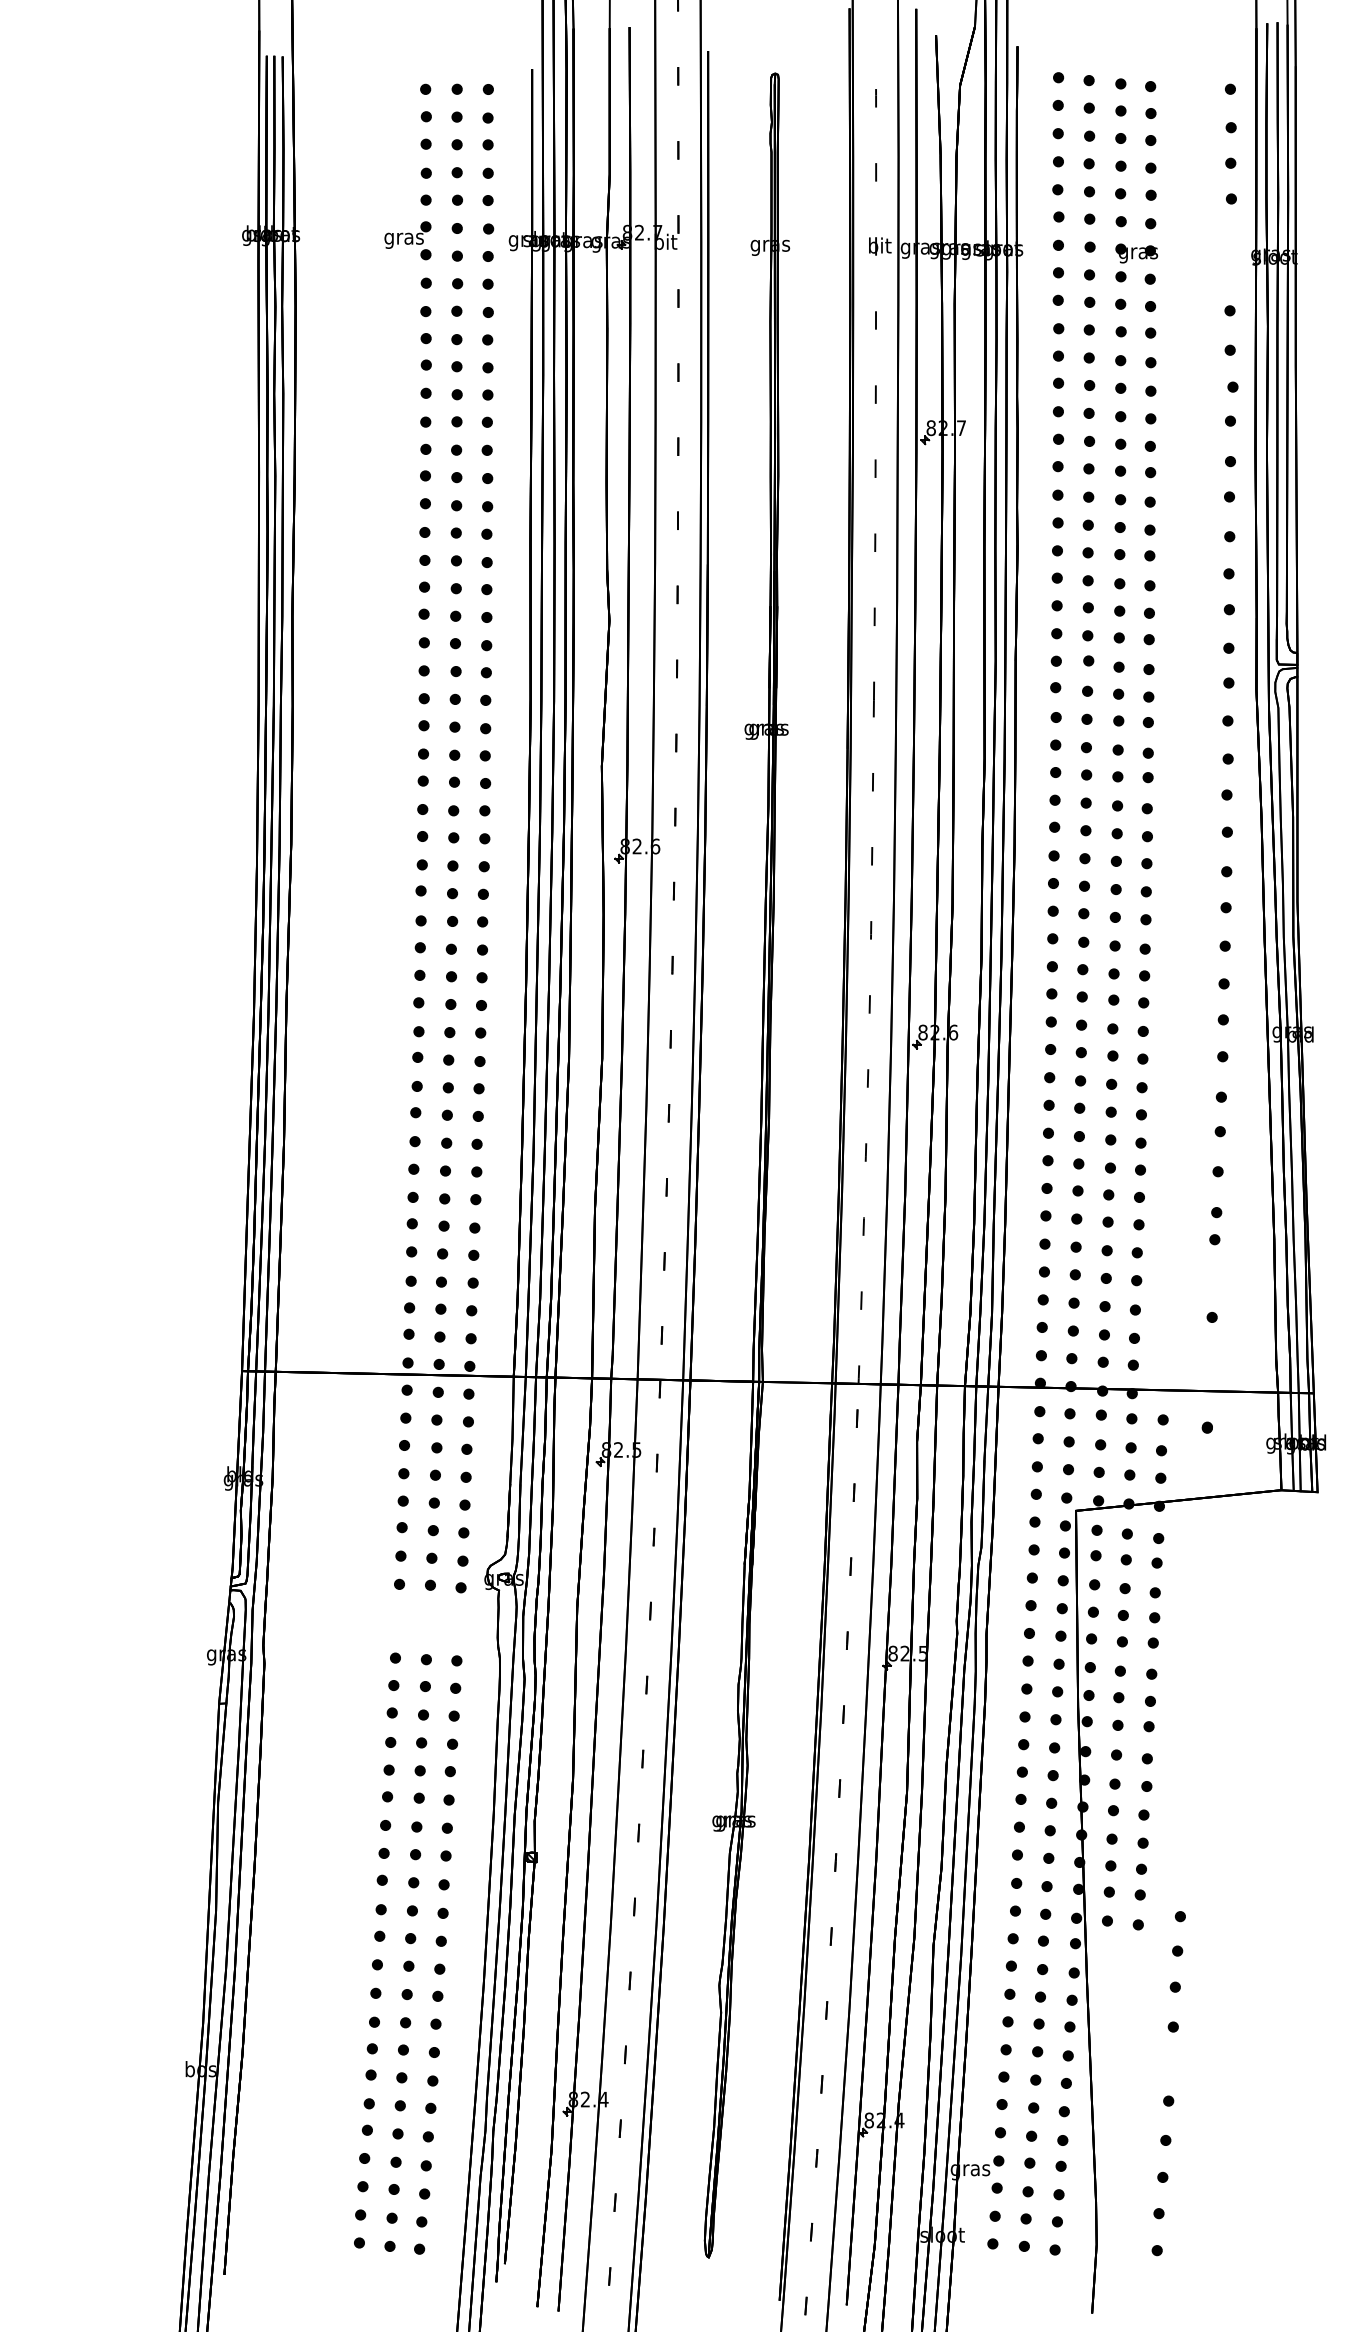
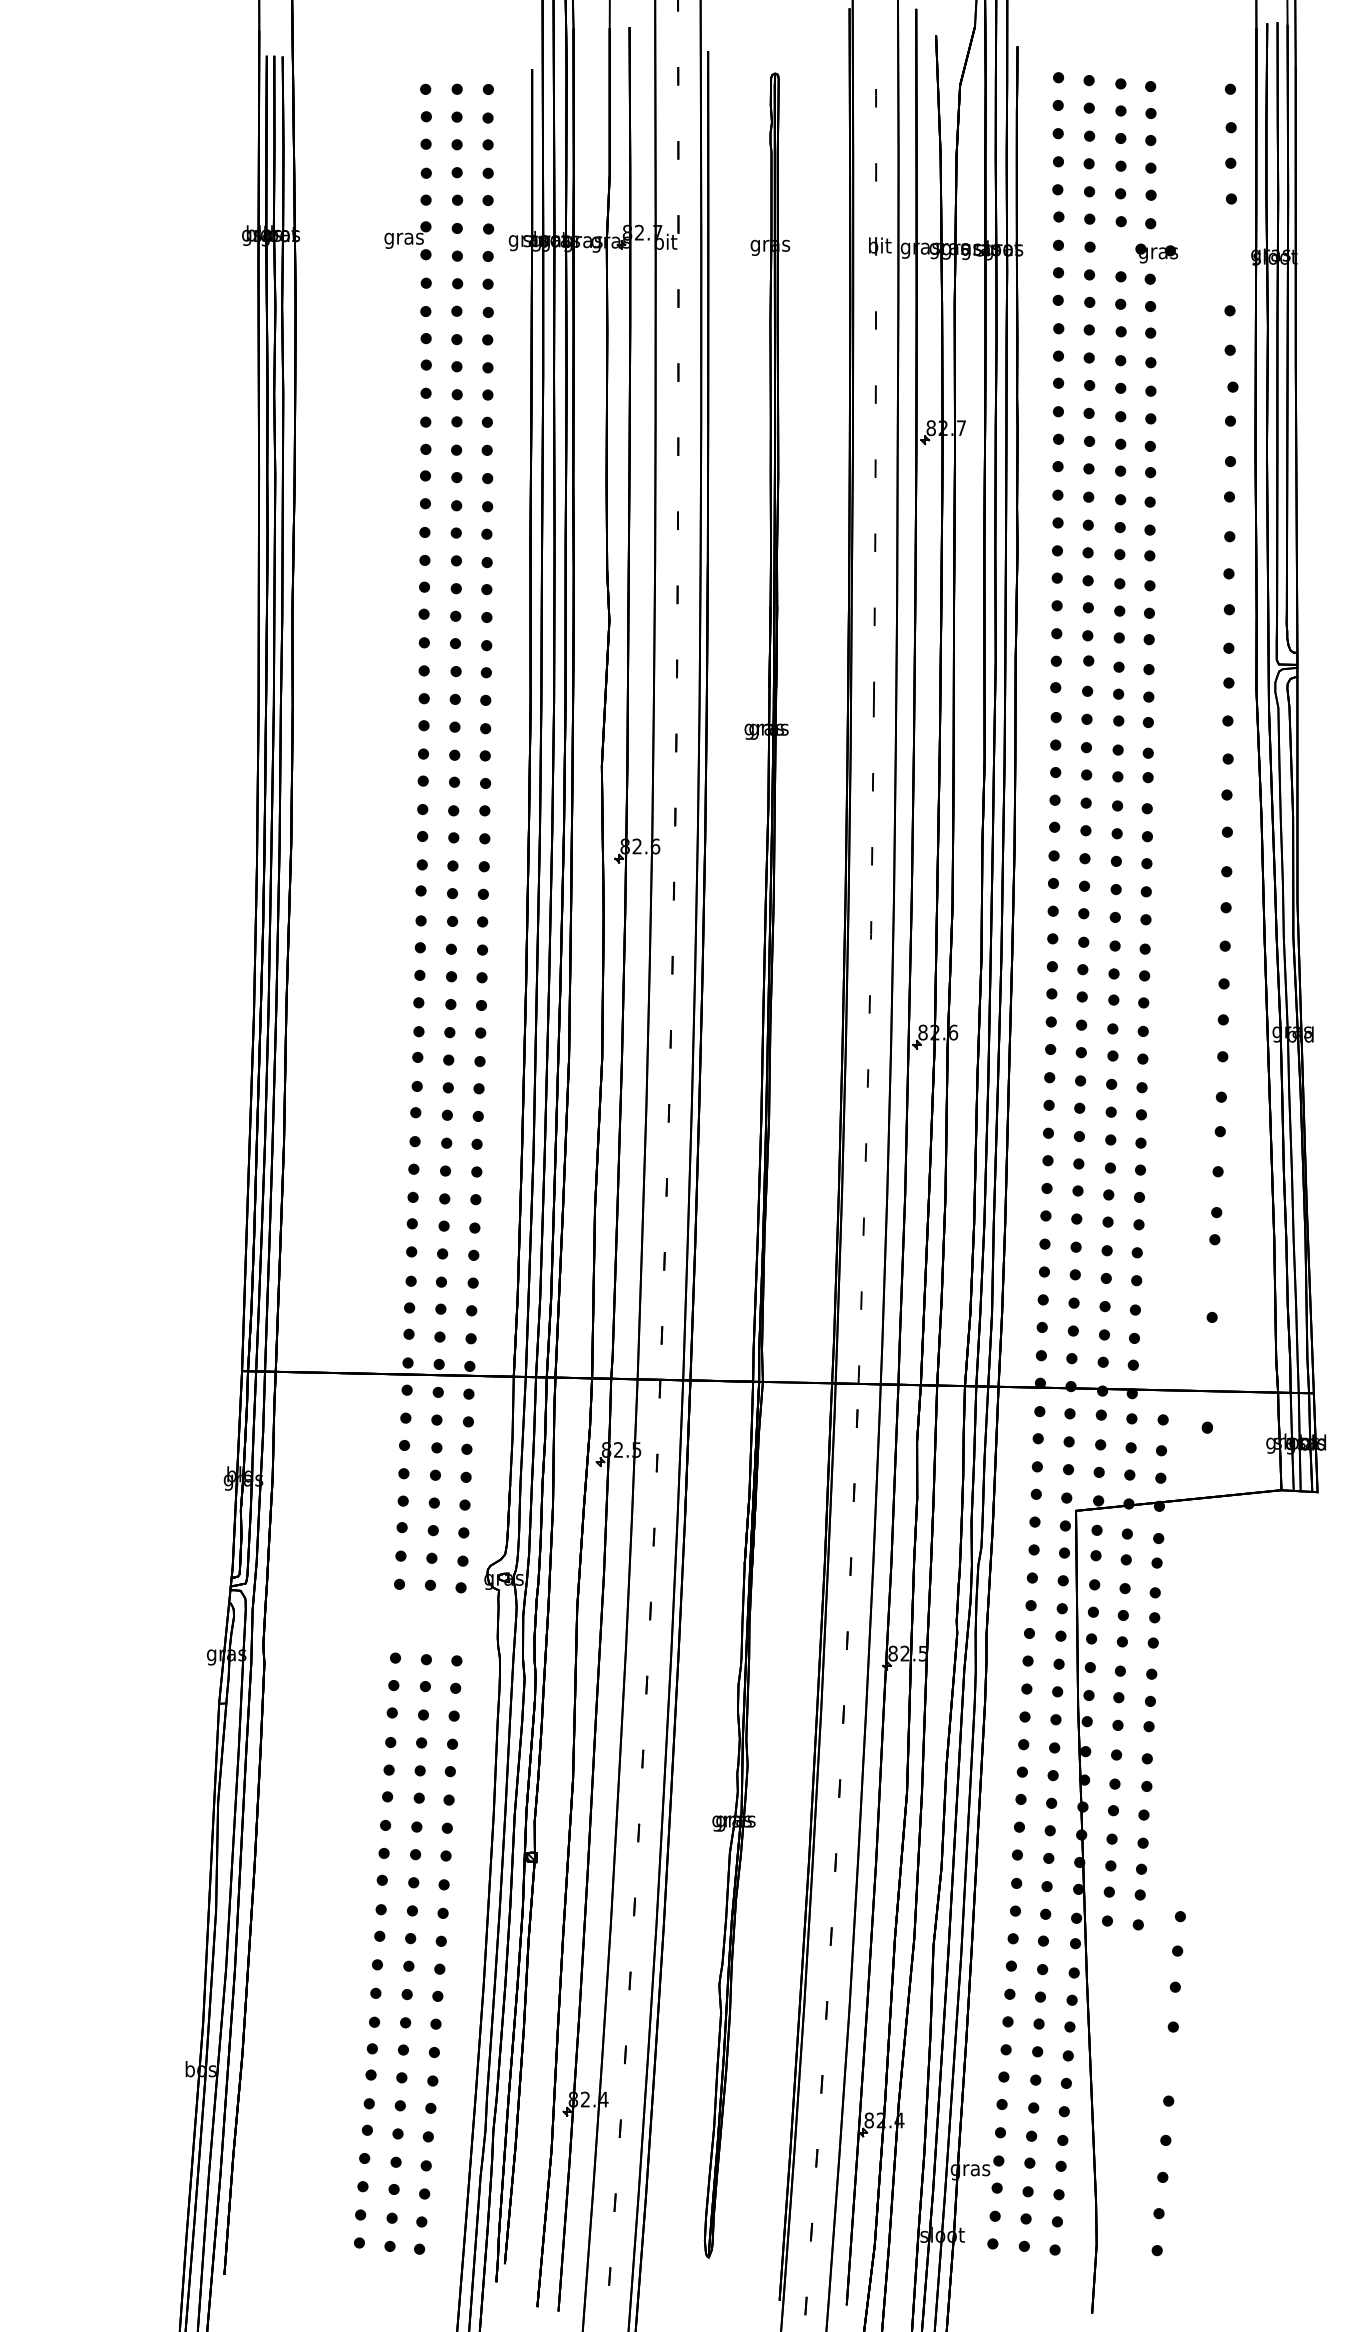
part position: (1136, 253) -> (1156, 253) (1156, 253)
